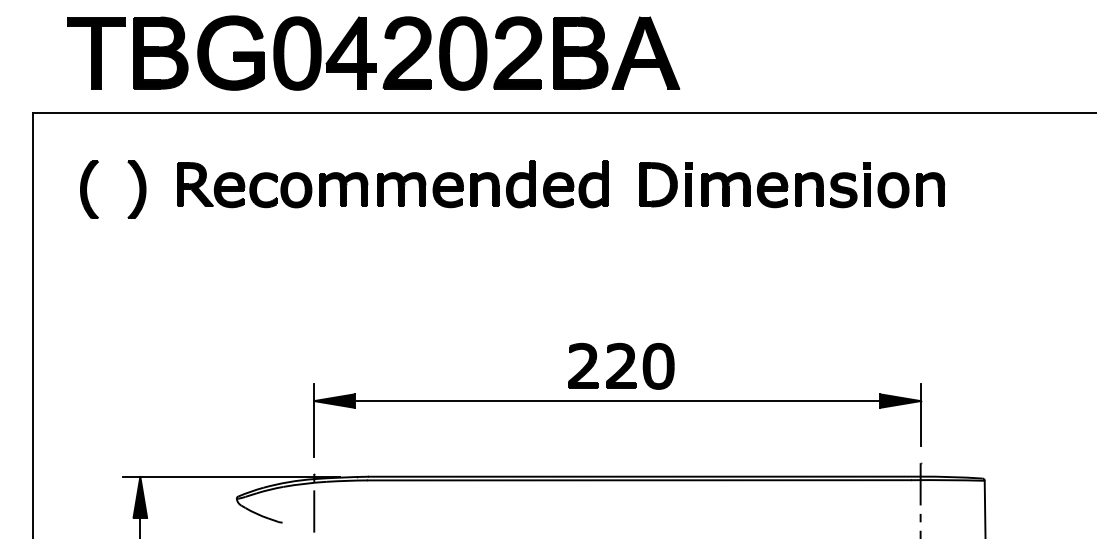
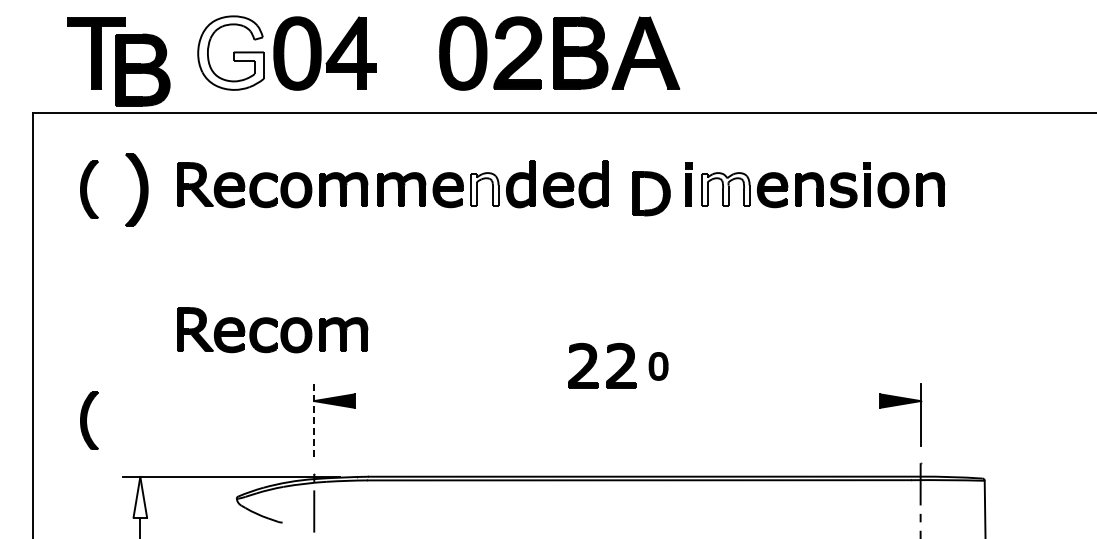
part position: (160, 52) -> (142, 69) (142, 69)
fill: present -> none (230, 52)
part: present -> none (406, 52)
part position: (658, 184) -> (651, 193) (651, 193)
part size: 20x59 px -> 24x74 px (136, 189)
fill: present -> none (484, 189)
fill: present -> none (725, 189)
part: none -> present (272, 330)
part size: 33x47 px -> 21x29 px (658, 366)
line: present -> none (617, 401)
part: none -> present (89, 420)
line: solid -> dashed (314, 420)
fill: present -> none (140, 496)
